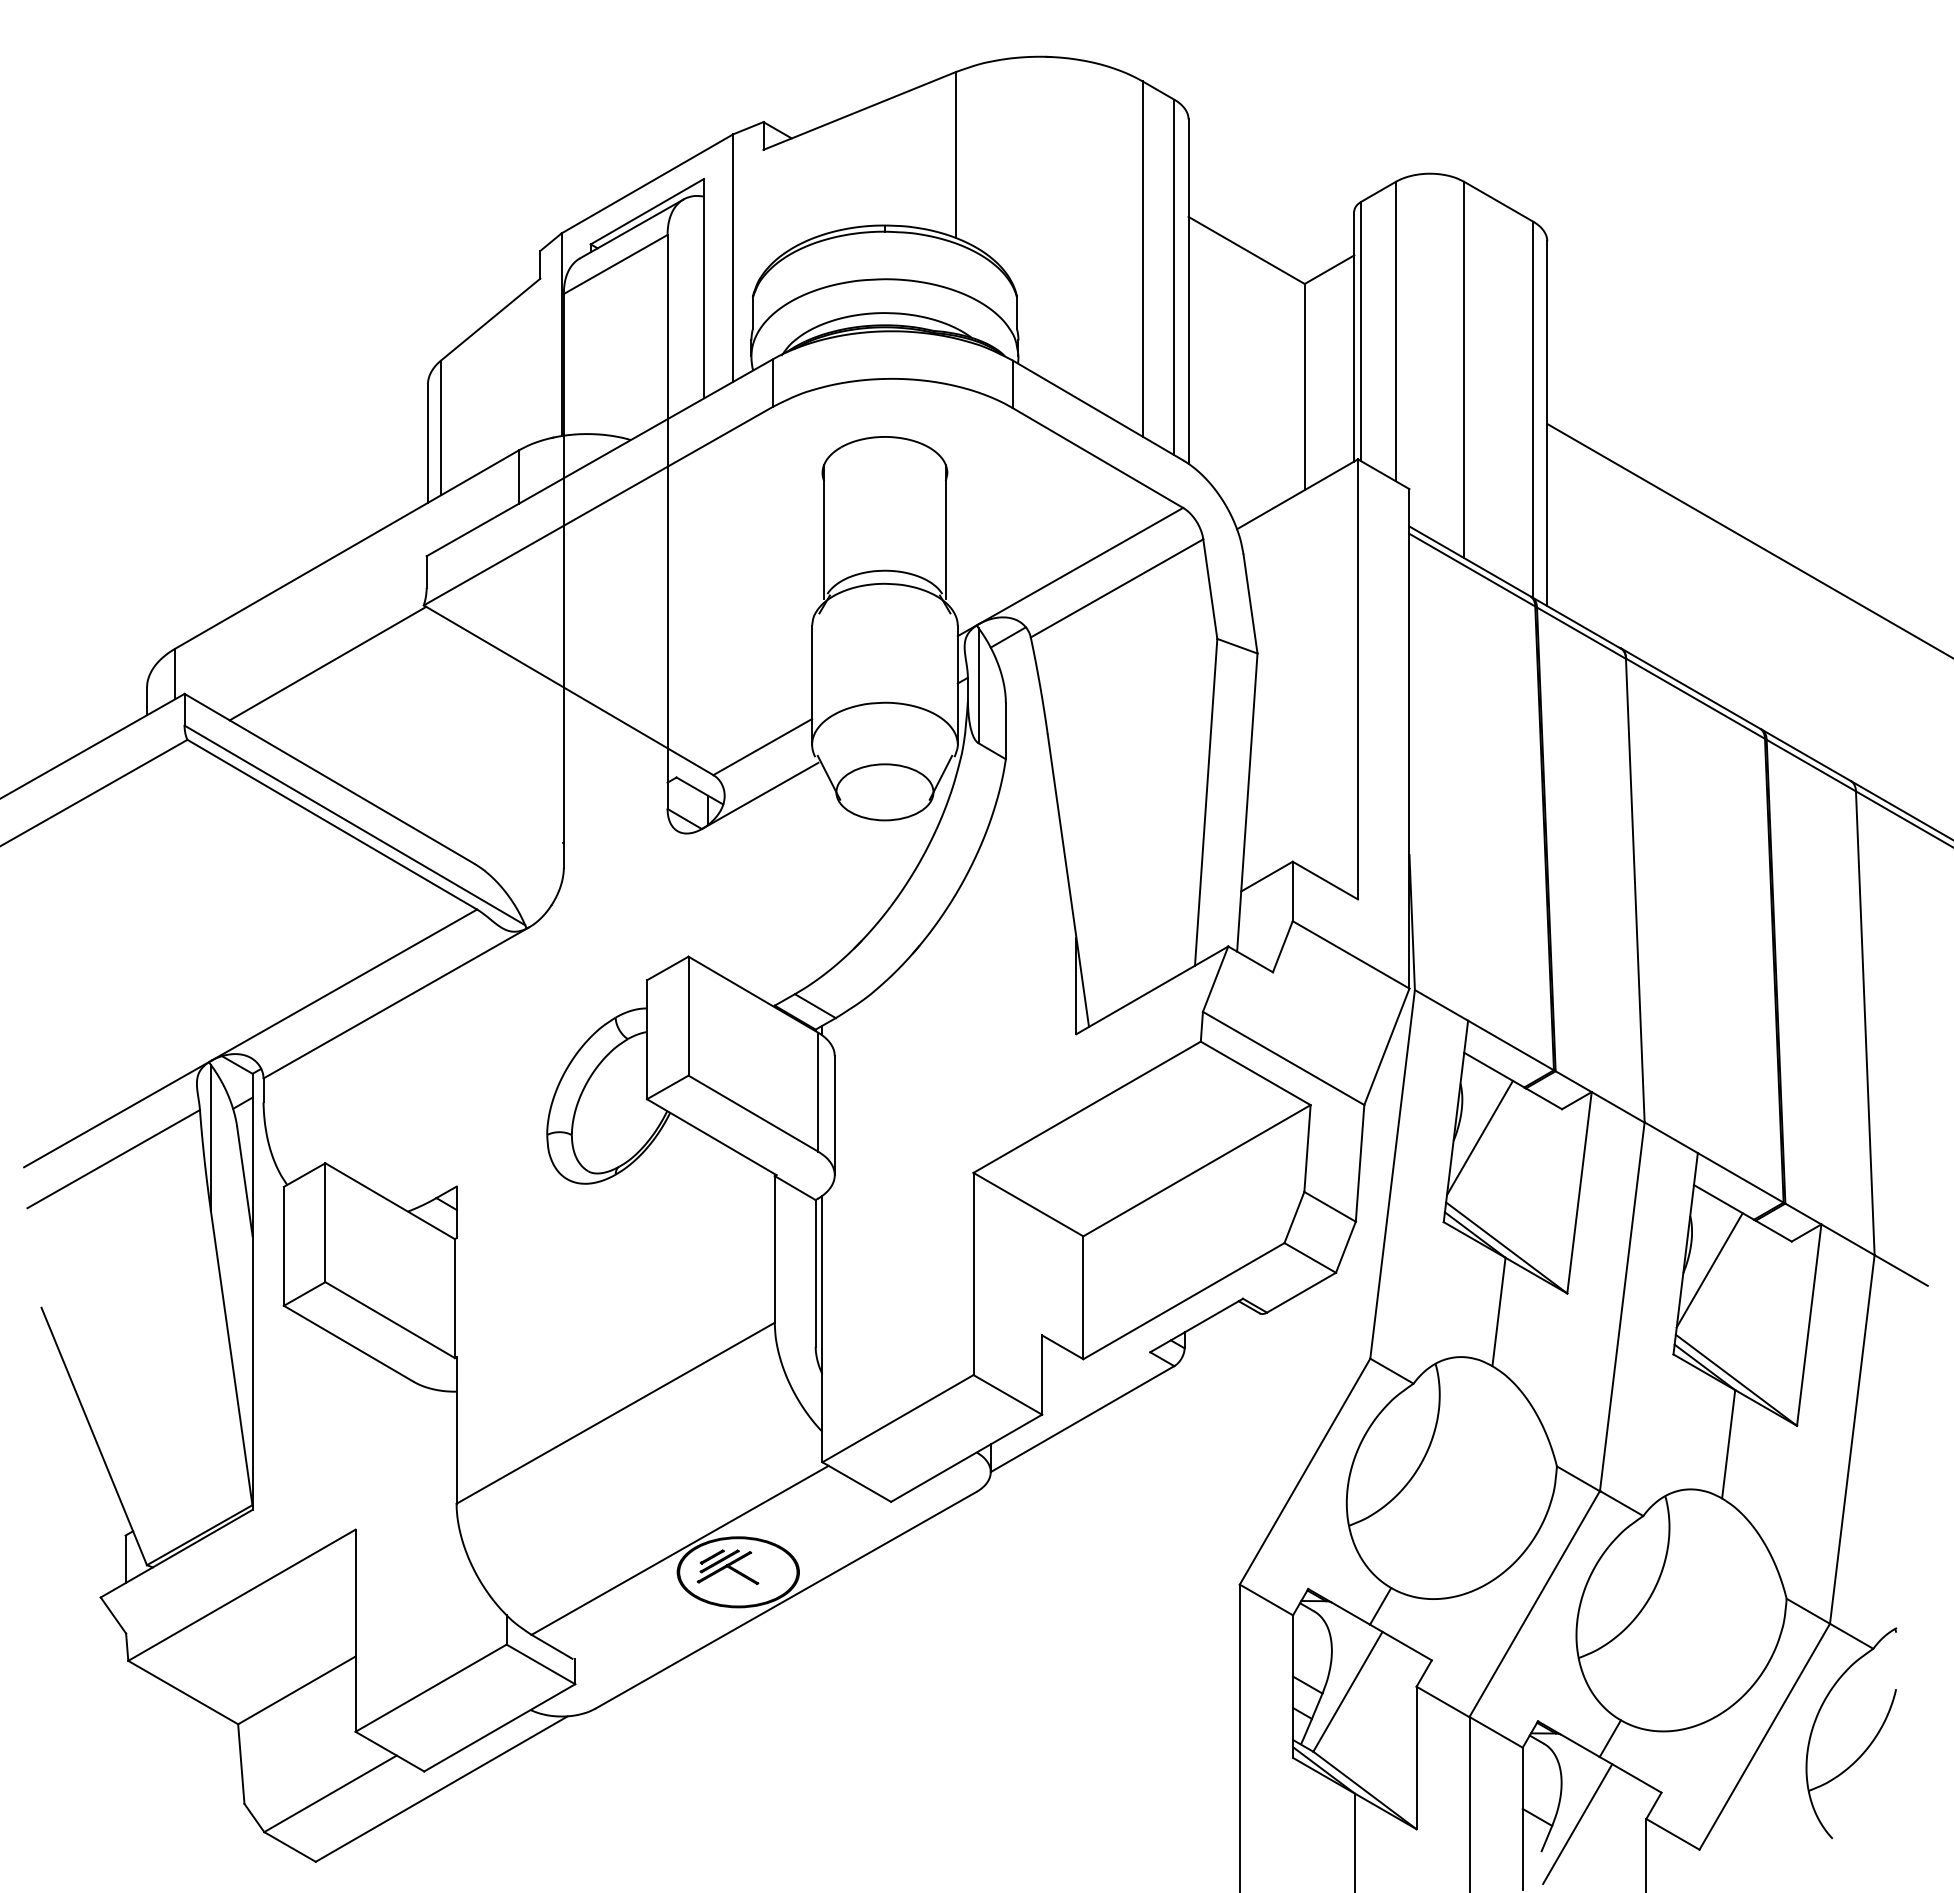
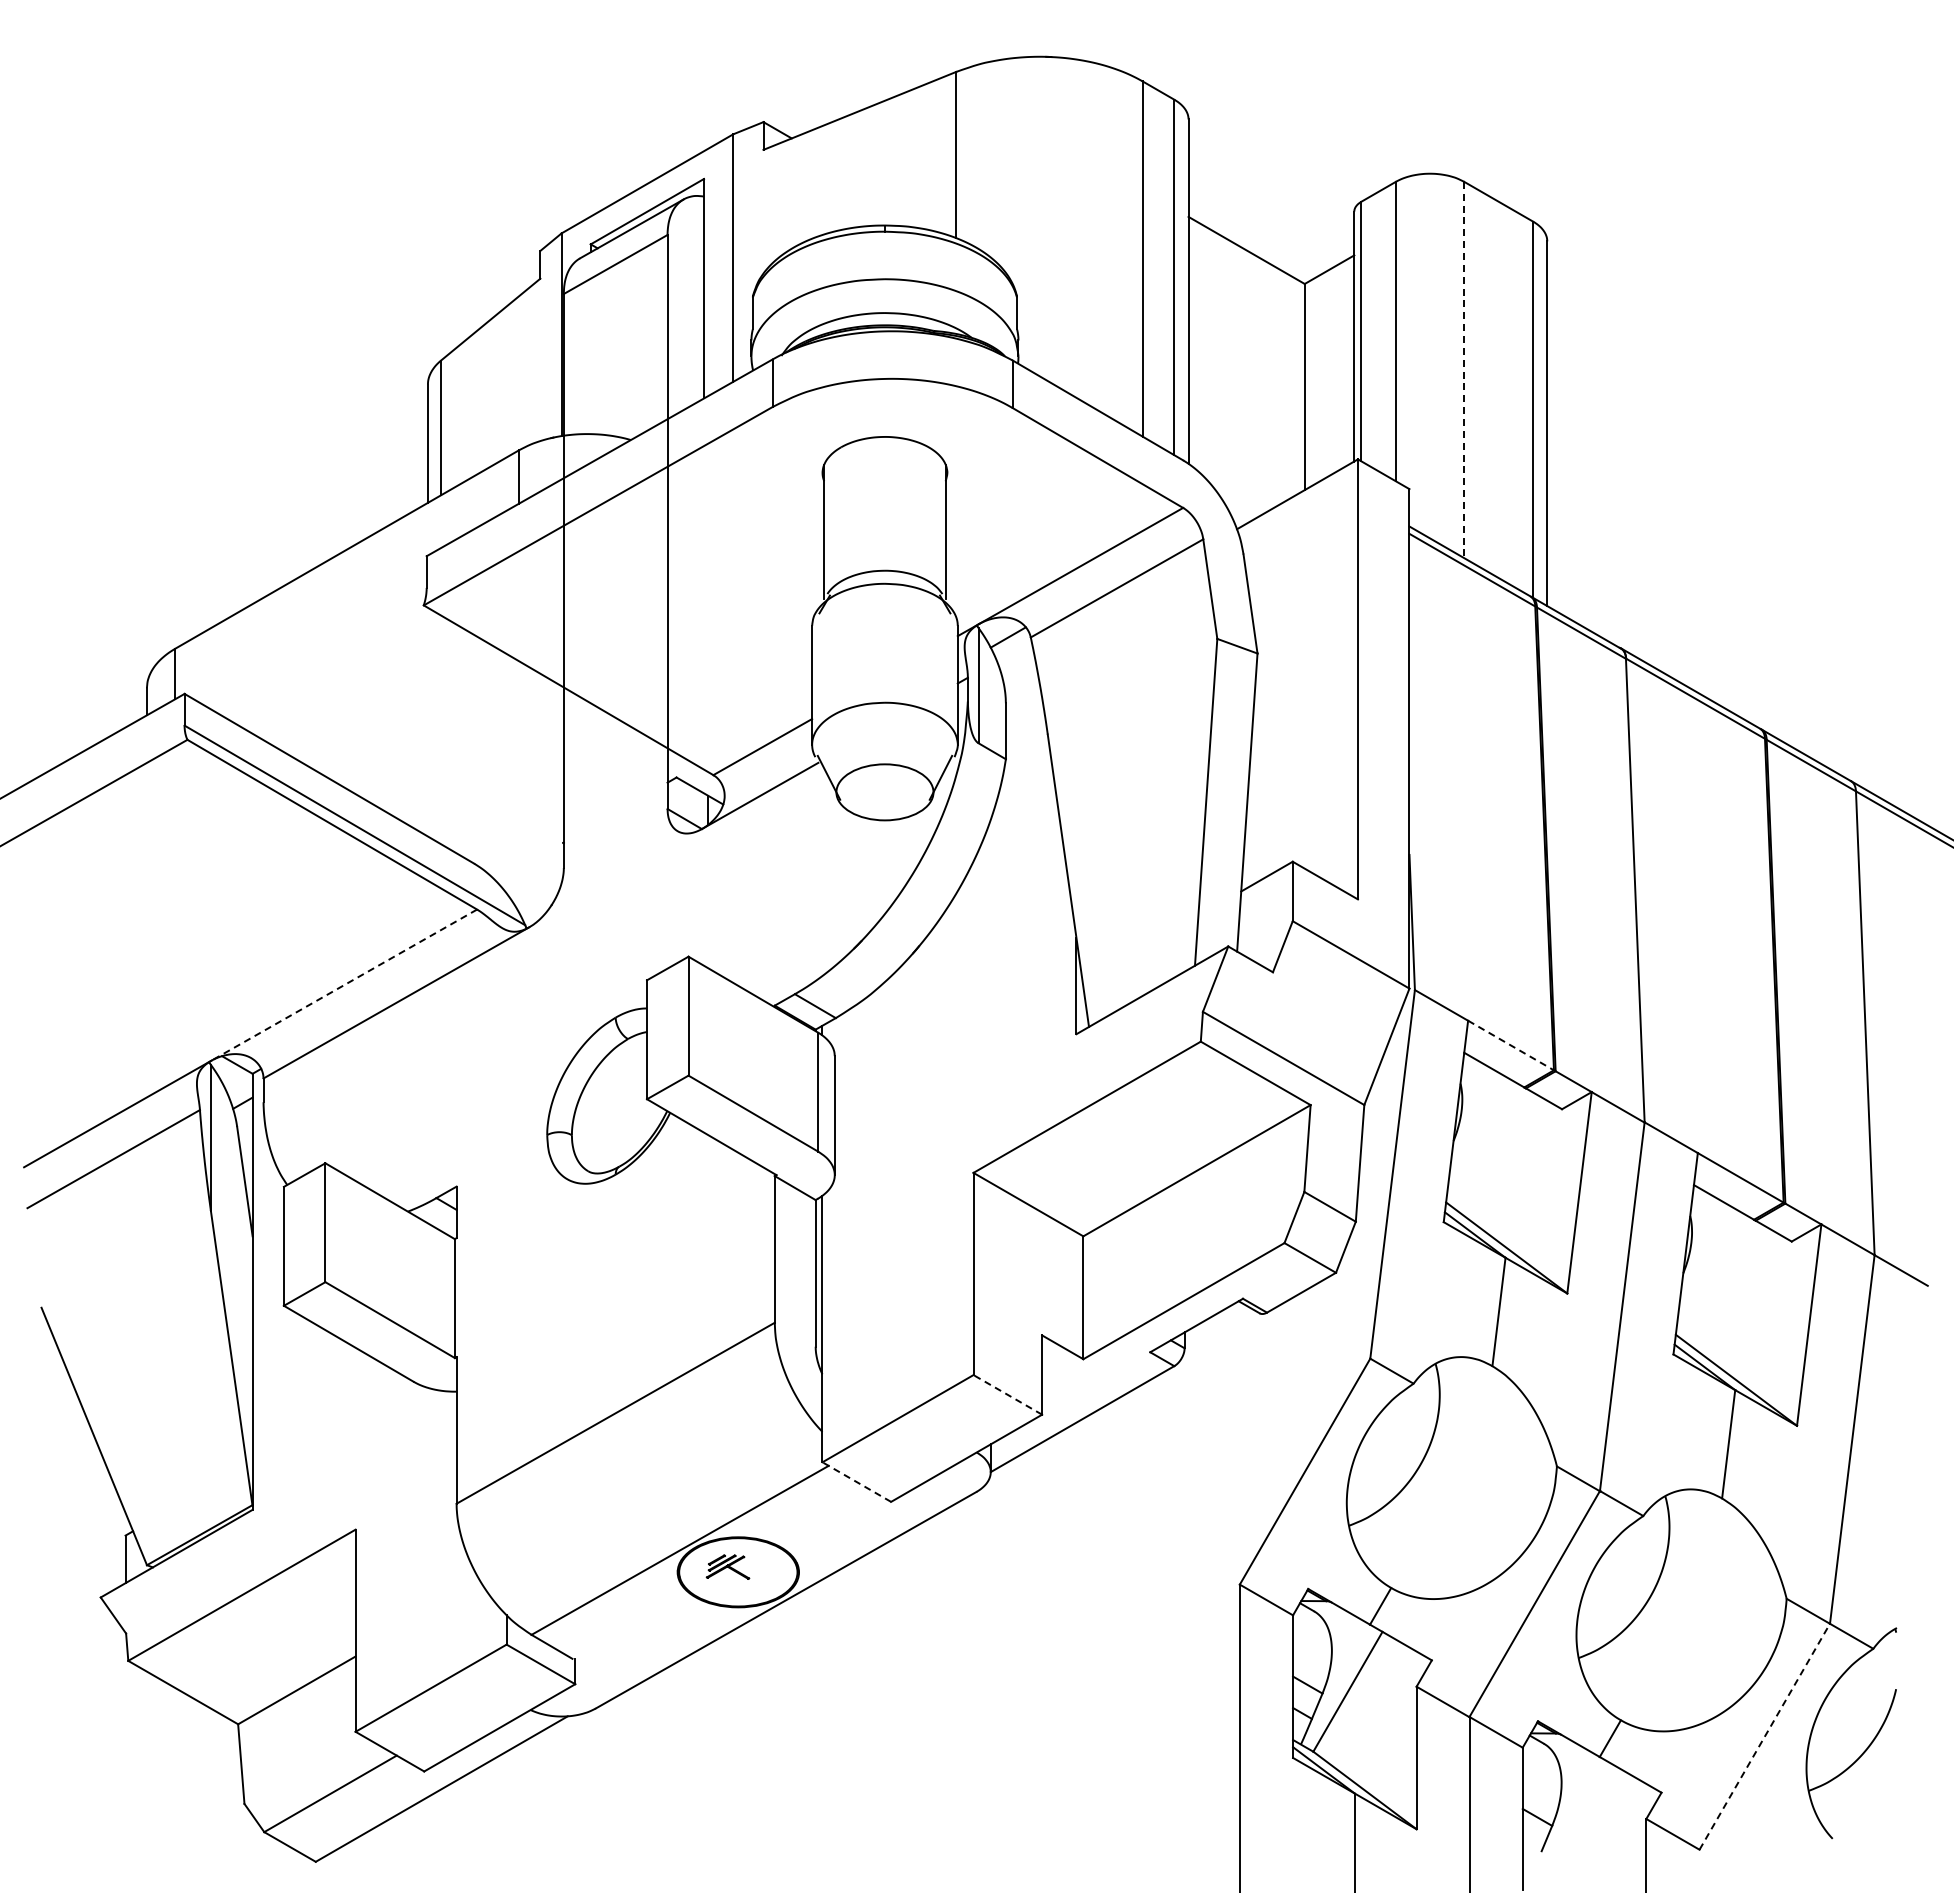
line: solid -> dashed (1464, 370)
line: present -> none (1748, 539)
line: present -> none (327, 663)
line: solid -> dashed (344, 985)
line: solid -> dashed (1511, 1045)
line: present -> none (1479, 1137)
line: present -> none (1709, 1270)
line: solid -> dashed (1007, 1394)
line: solid -> dashed (856, 1482)
part size: 64x36 px -> 46x26 px (727, 1566)
line: solid -> dashed (1765, 1736)
line: present -> none (1577, 1824)
